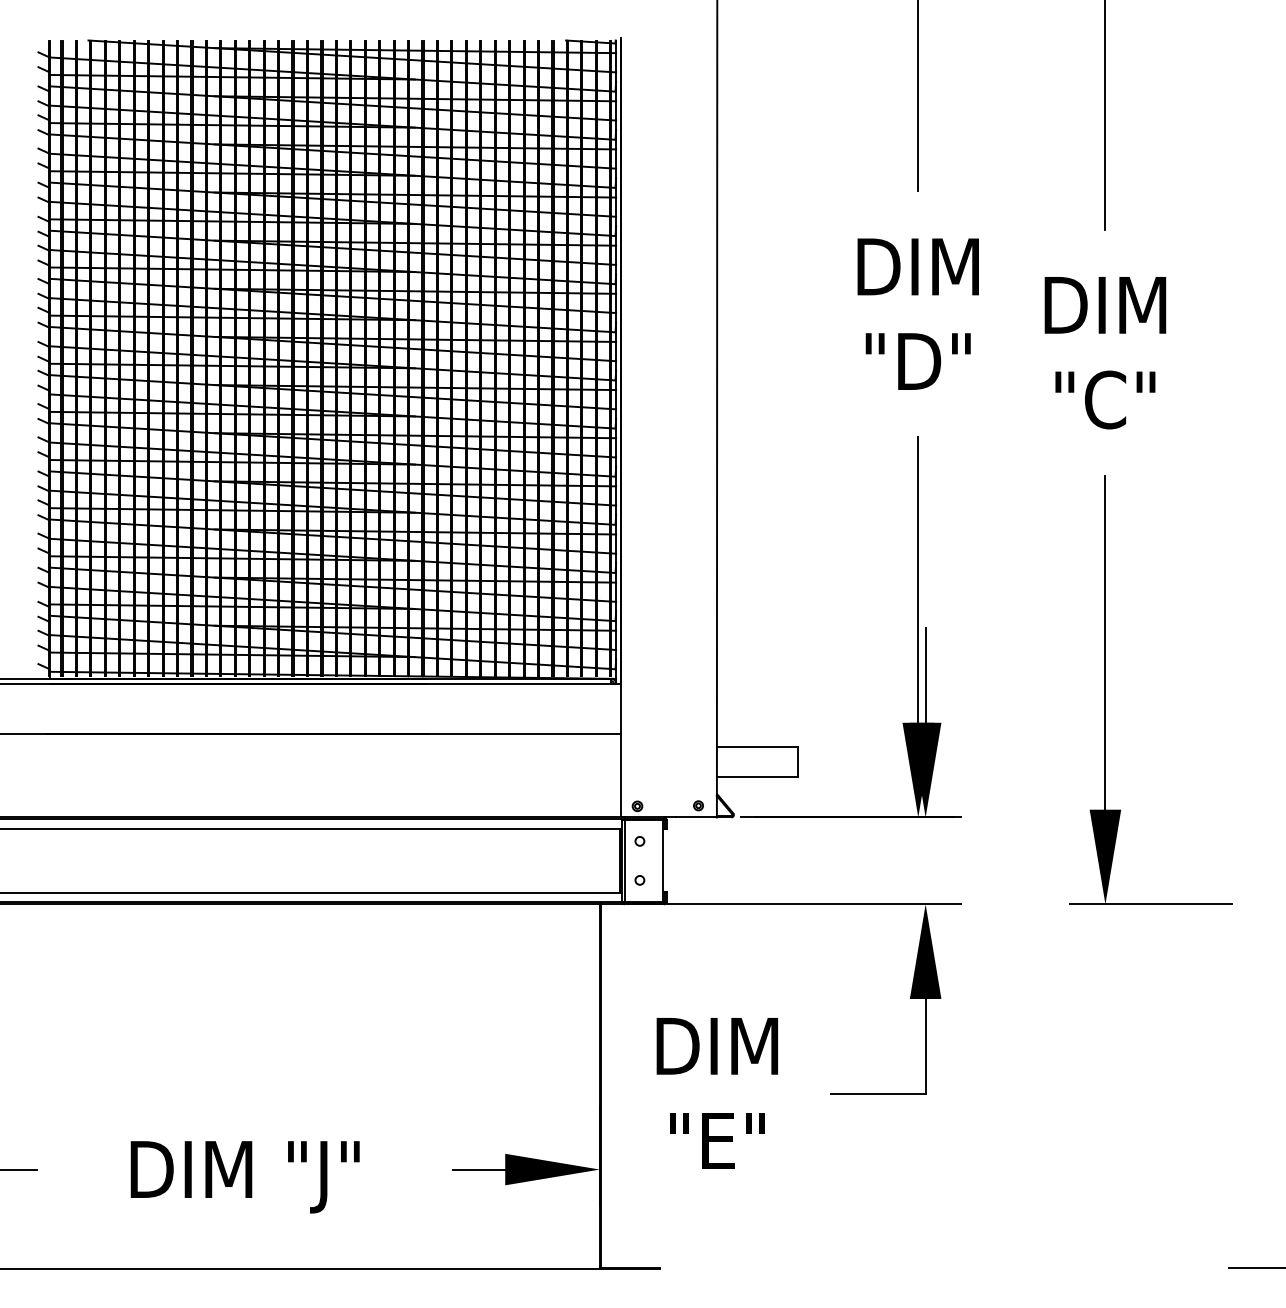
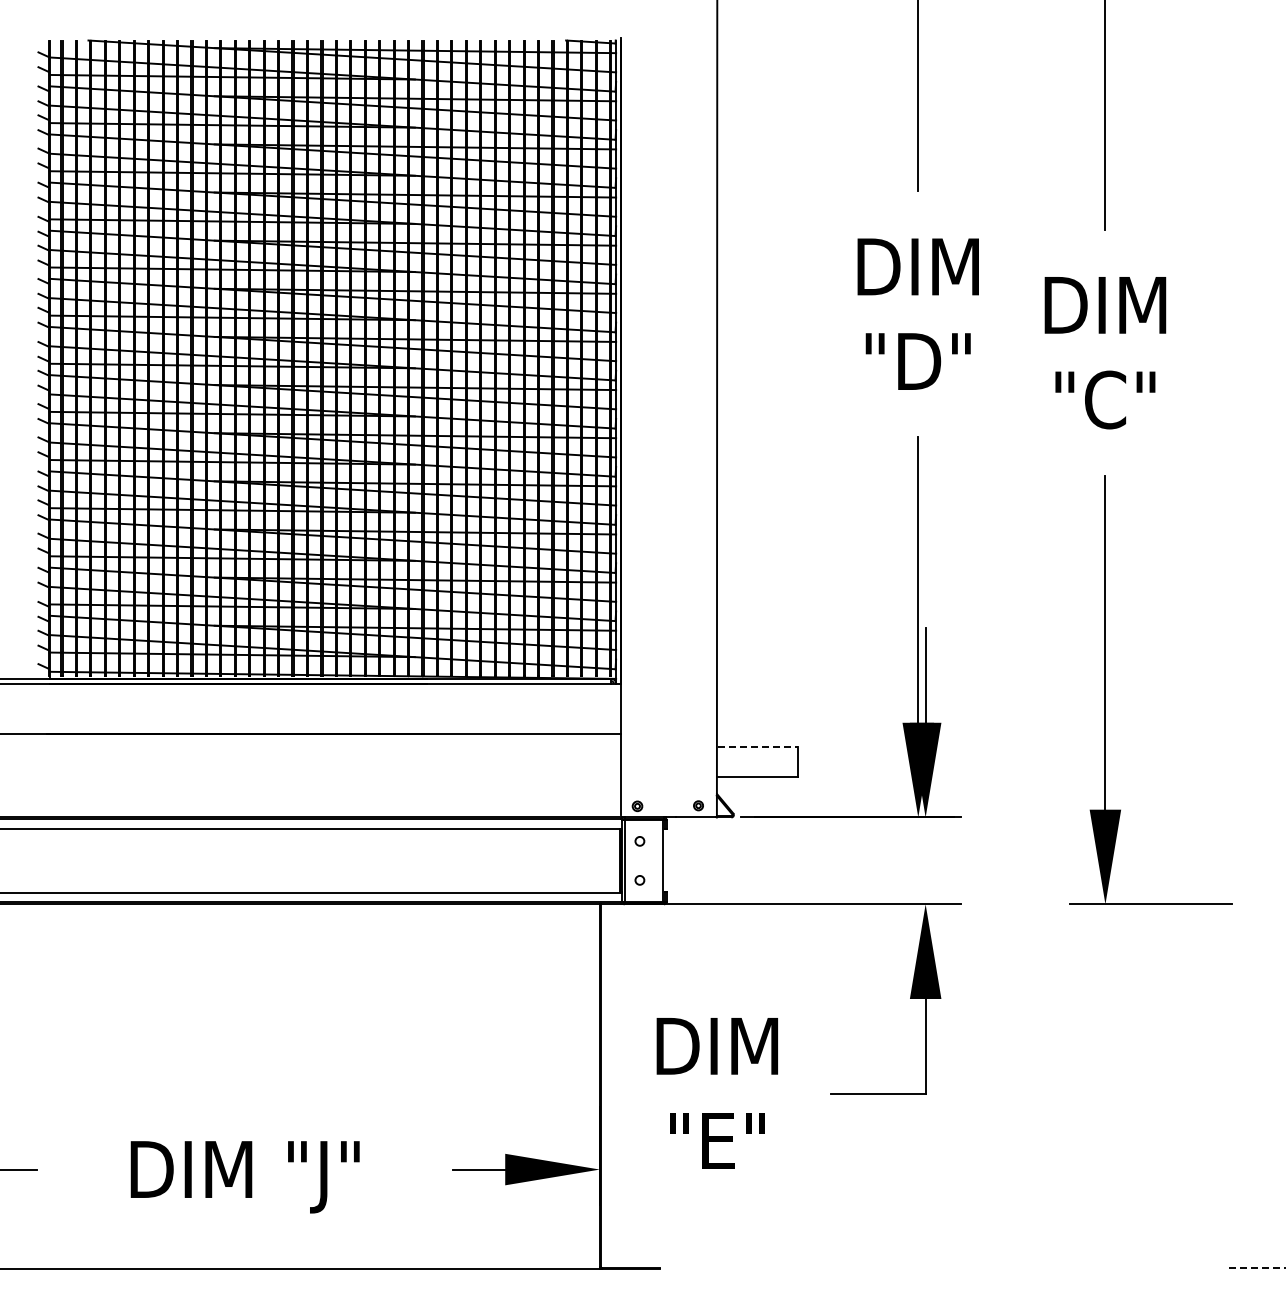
line: solid -> dashed (757, 746)
line: solid -> dashed (1258, 1267)
